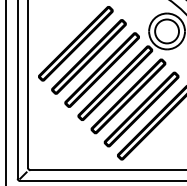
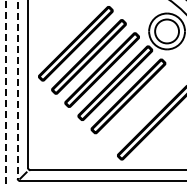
line: solid -> dashed (17, 89)
line: solid -> dashed (5, 93)
part: present -> none (141, 109)
